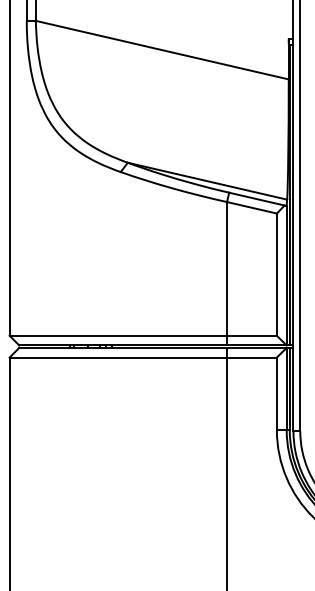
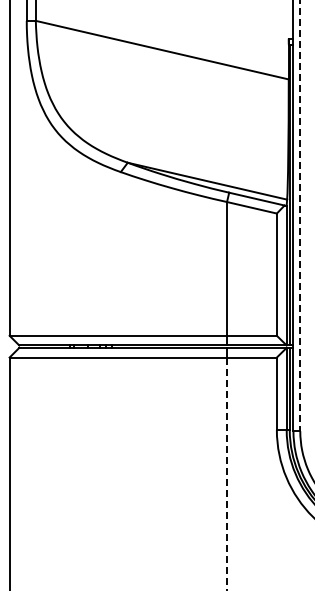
line: solid -> dashed (300, 216)
line: solid -> dashed (227, 474)
